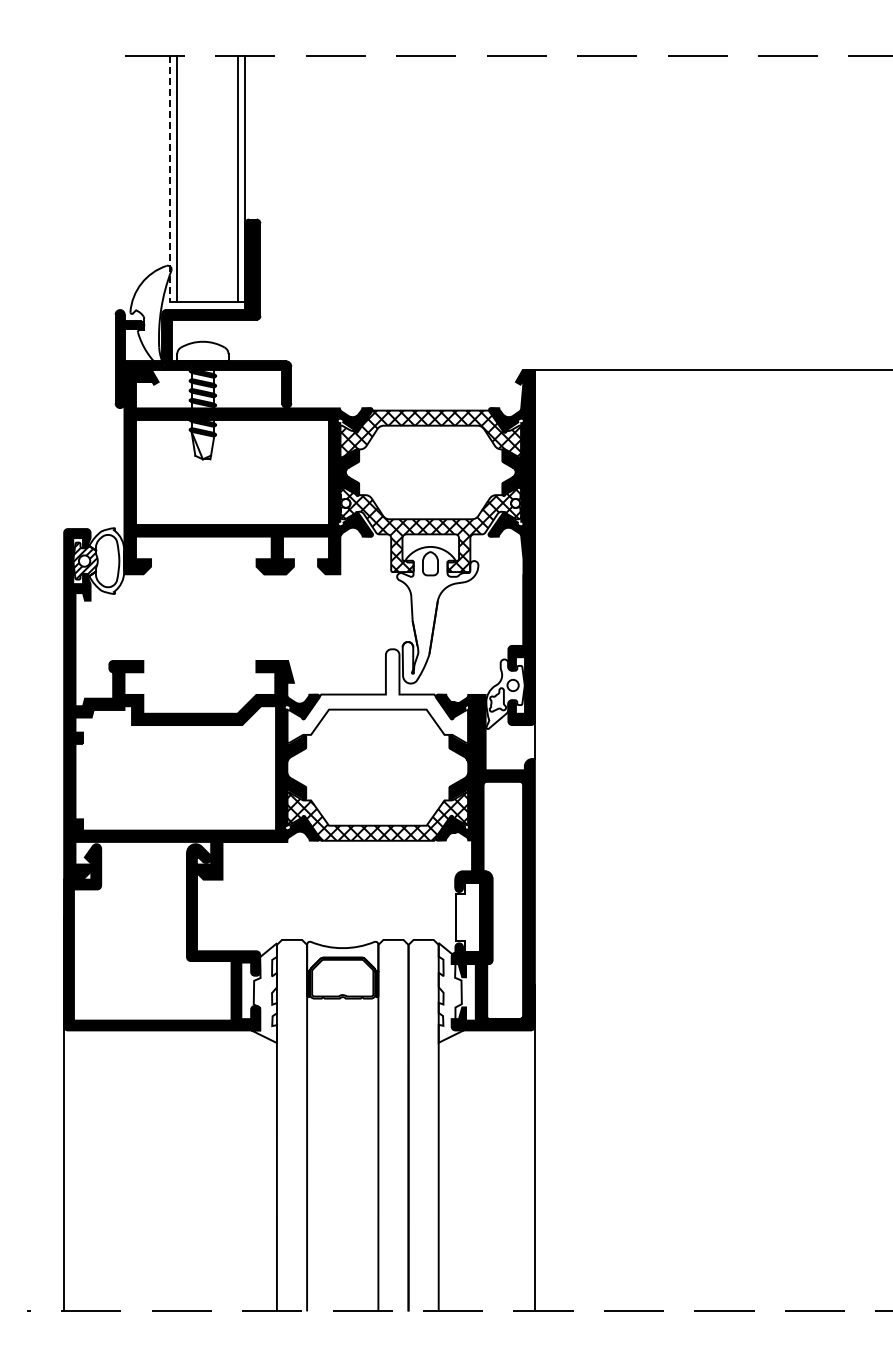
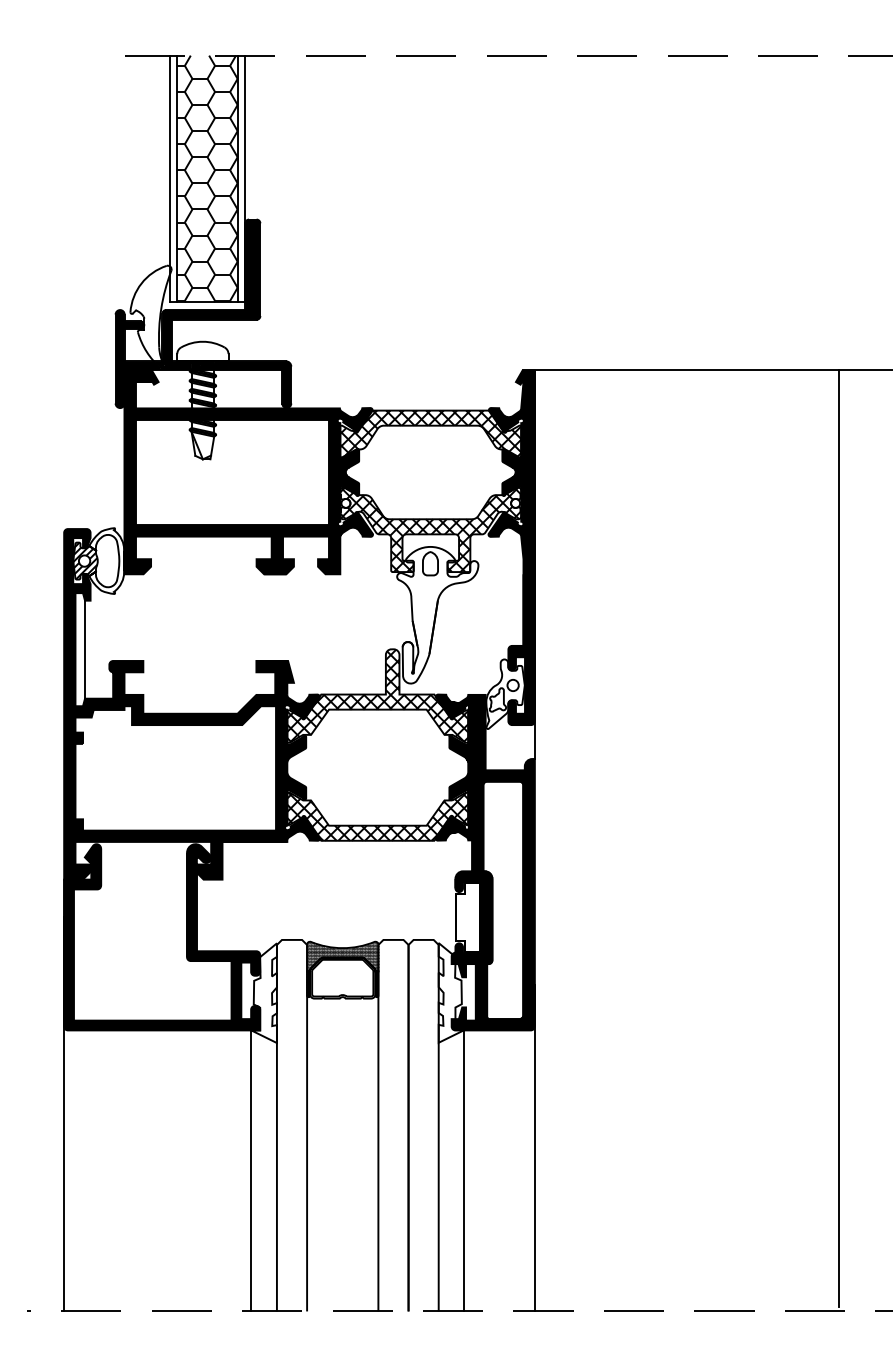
hatch: none -> present (207, 178)
line: dashed -> solid (169, 179)
line: none -> present (85, 649)
hatch: none -> present (377, 695)
line: none -> present (838, 838)
hatch: none -> present (342, 956)
line: none -> present (251, 1170)
line: none -> present (464, 1170)
